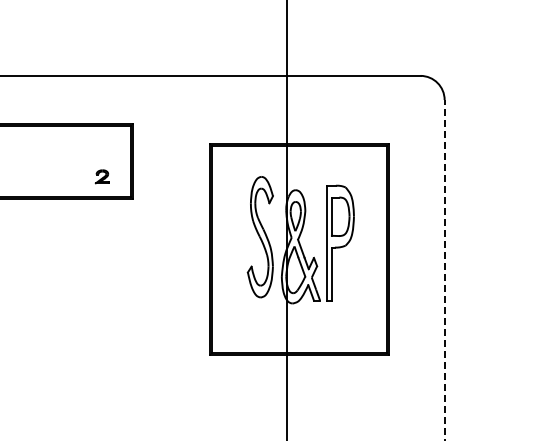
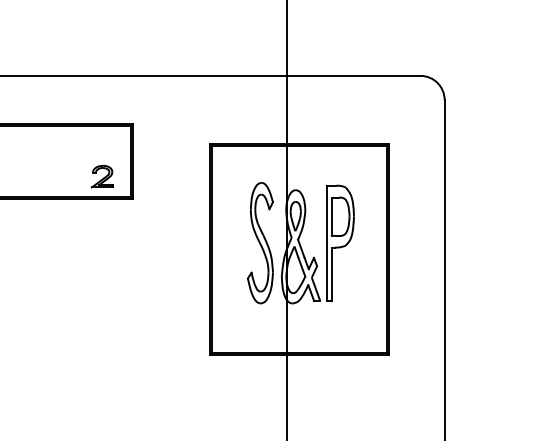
part size: 16x16 px -> 24x24 px (101, 176)
part position: (259, 237) -> (259, 243) (259, 243)
line: dashed -> solid (444, 269)
